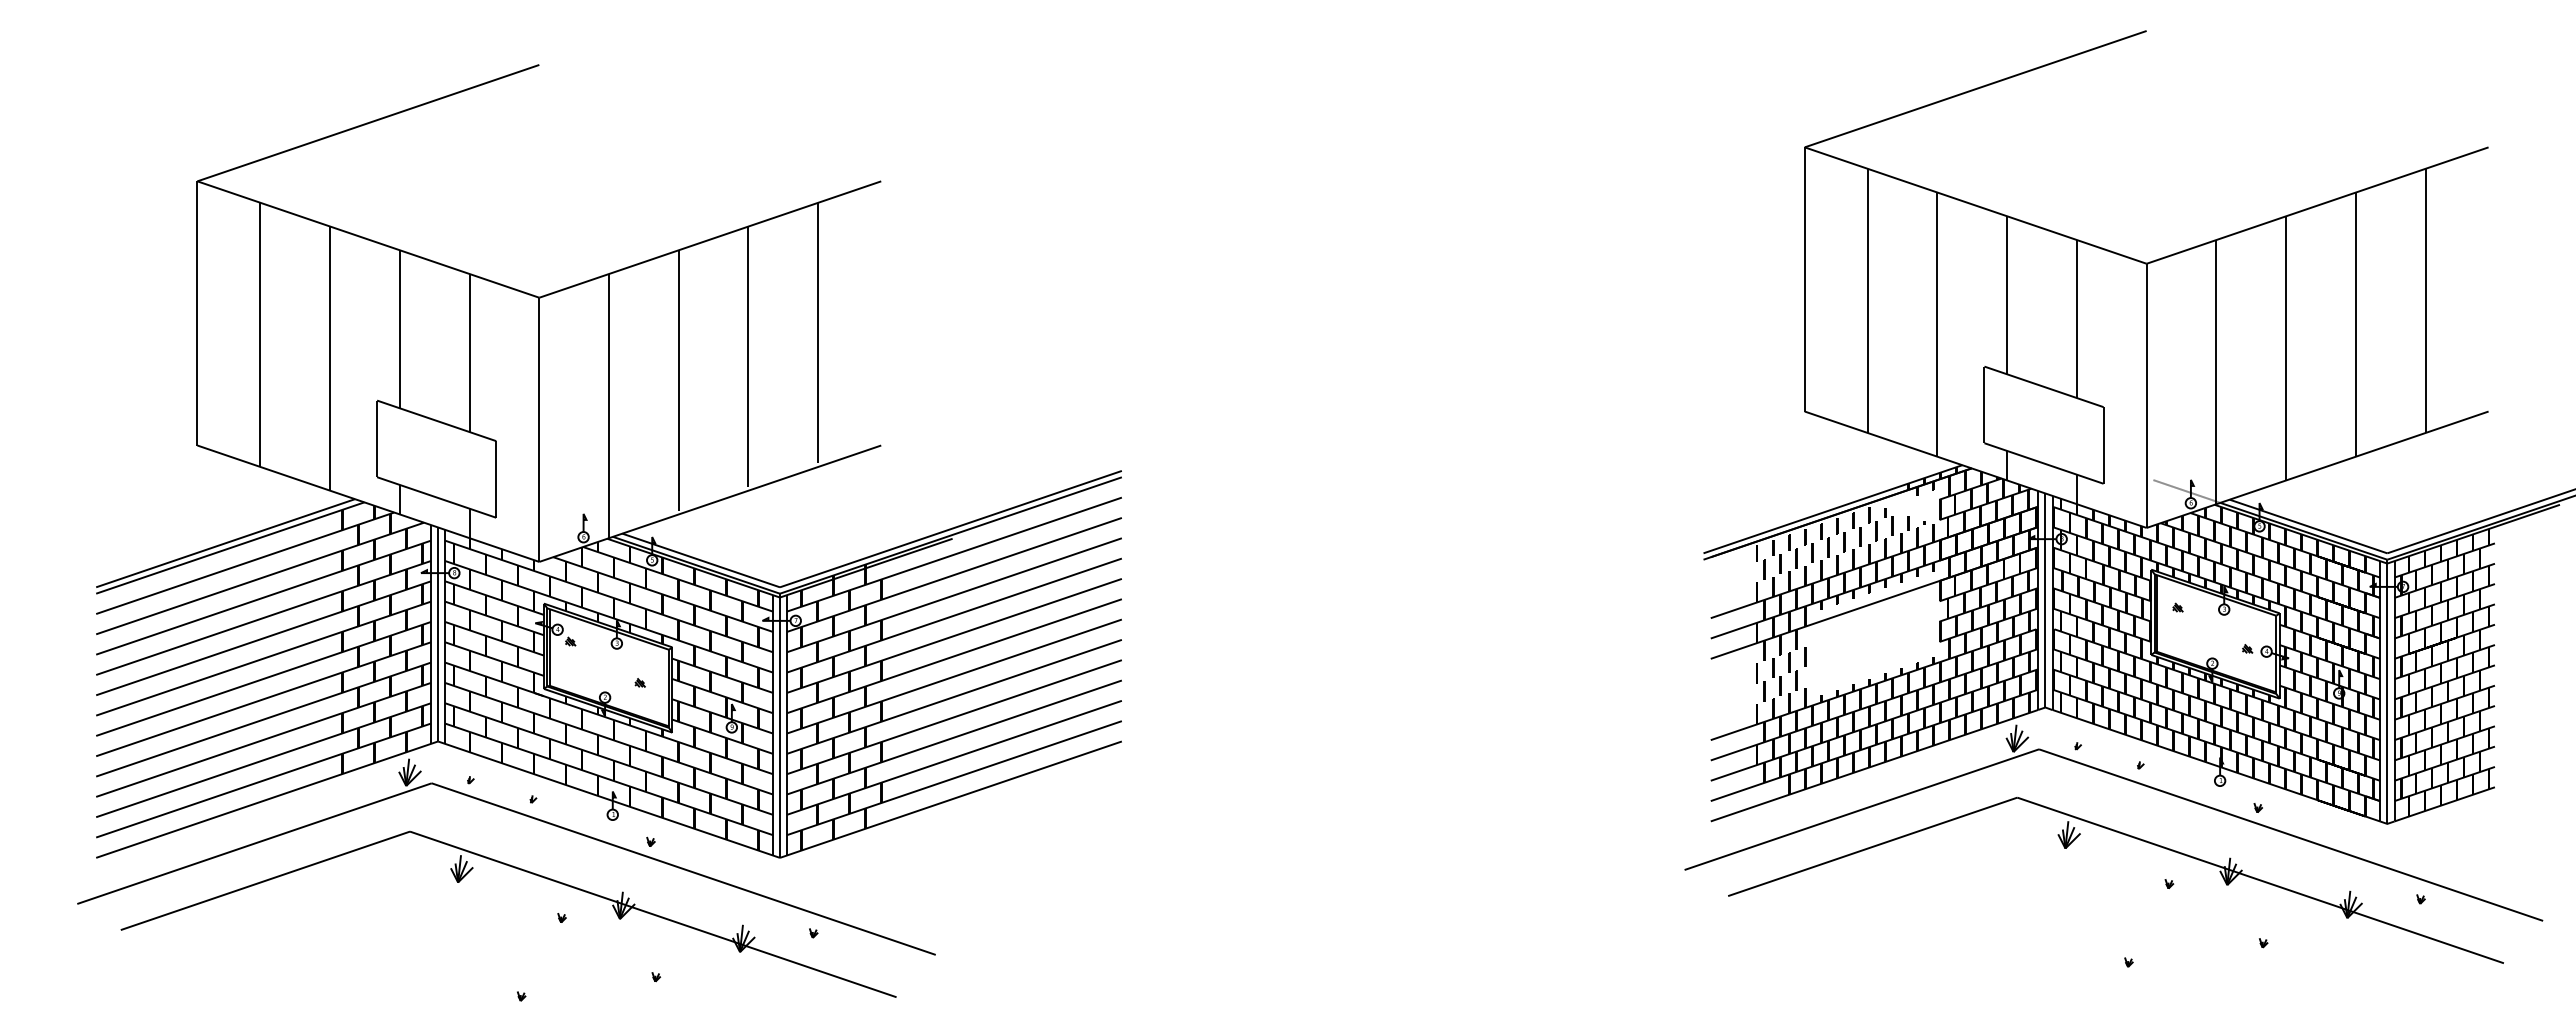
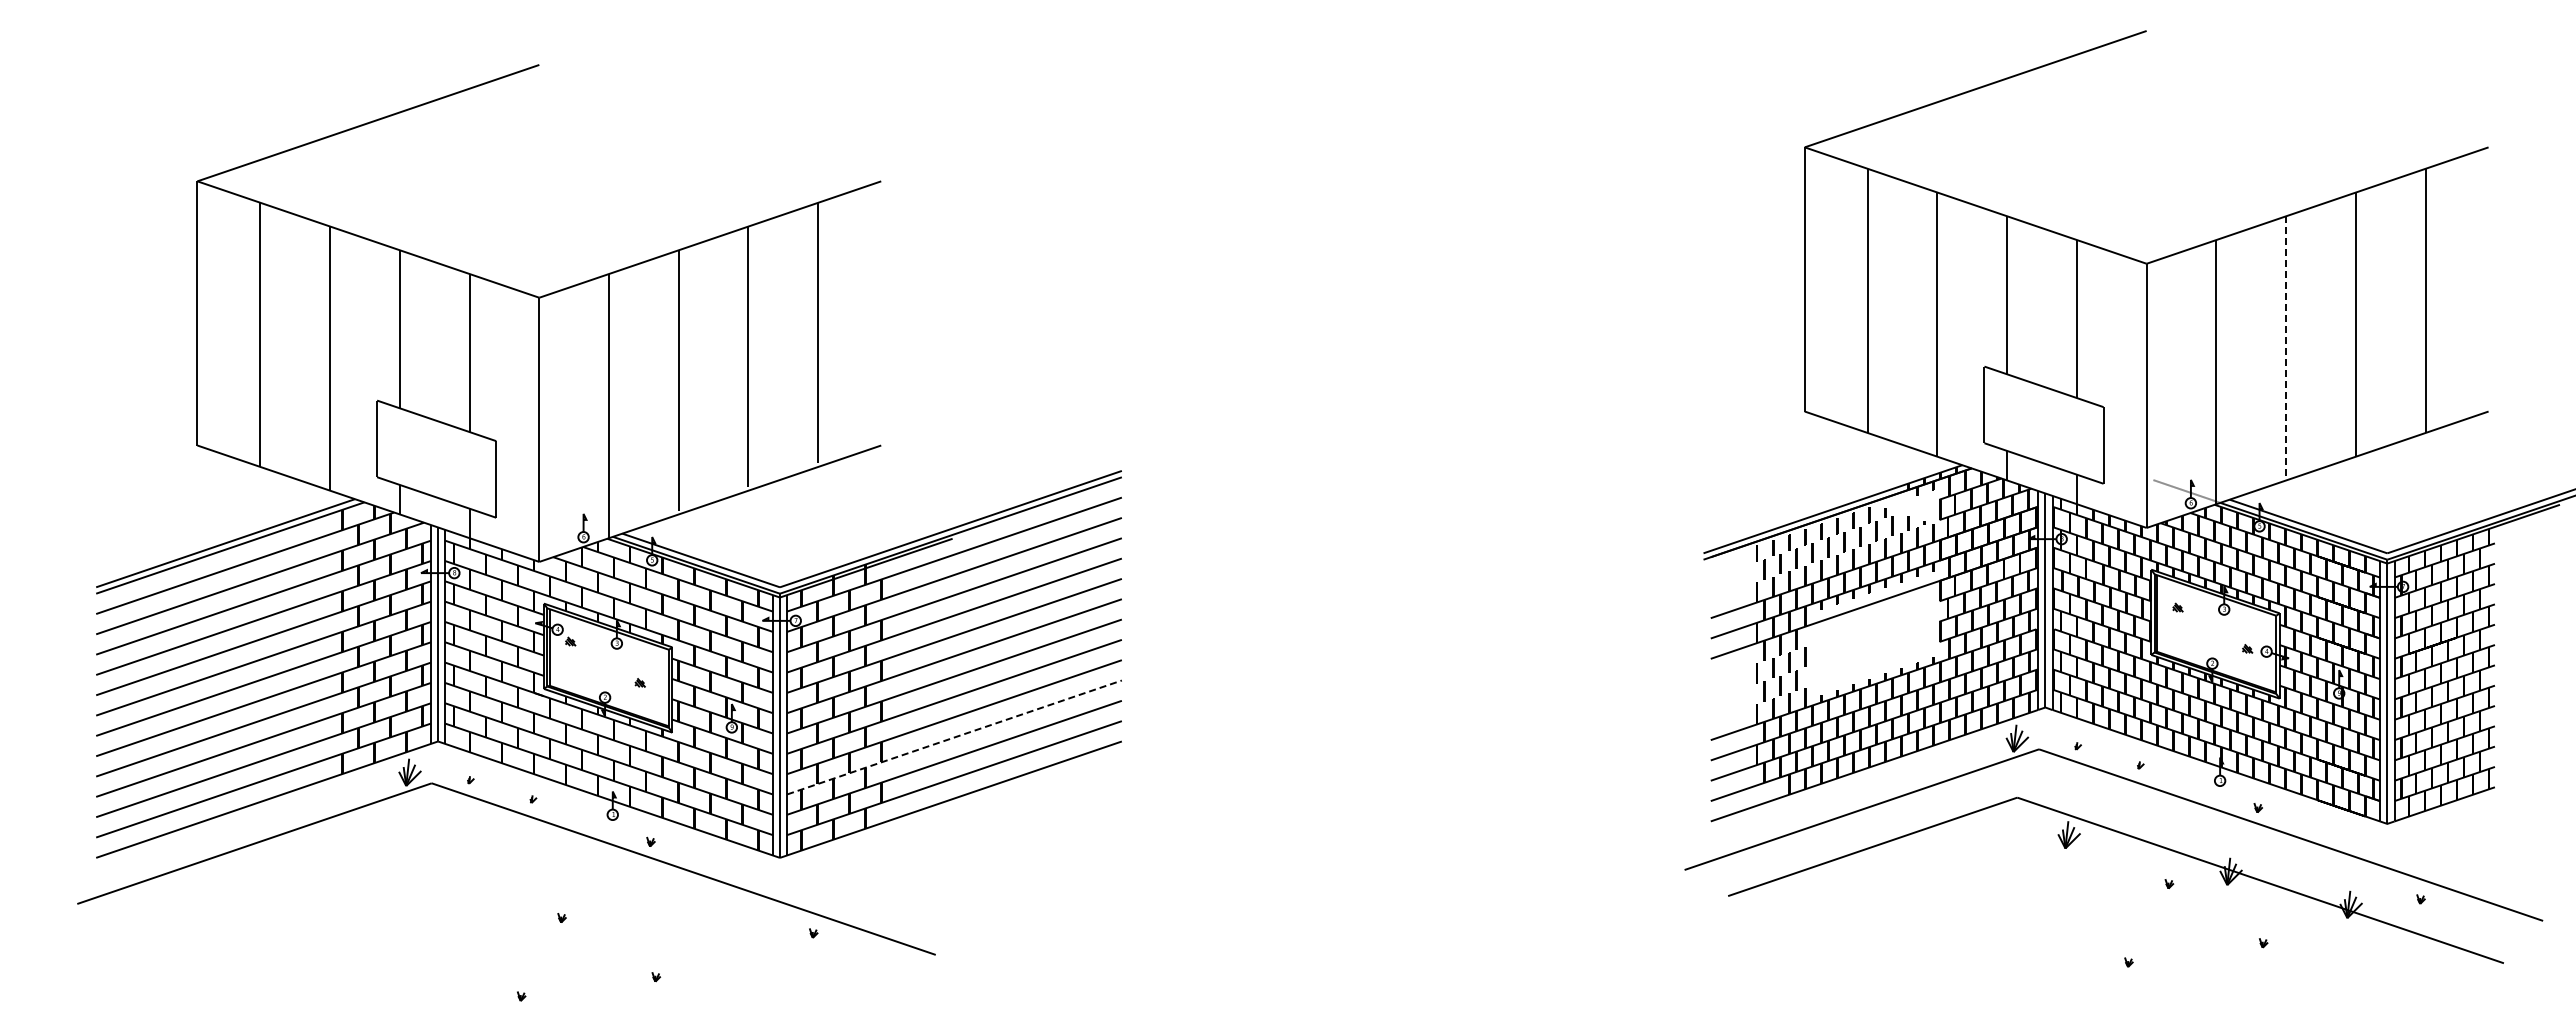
line: solid -> dashed (2286, 348)
line: solid -> dashed (954, 737)
part: present -> none (523, 871)
